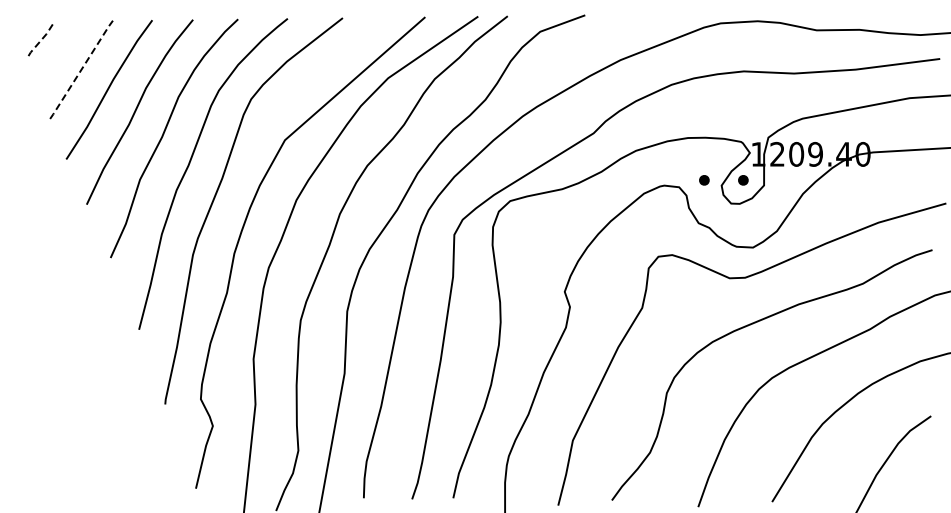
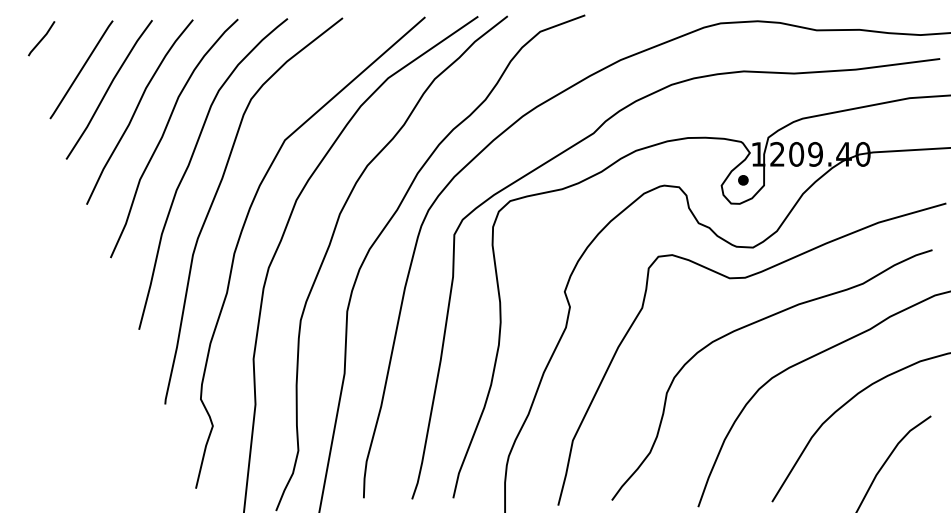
line: dashed -> solid (42, 39)
line: dashed -> solid (81, 69)
part: present -> none (704, 180)
